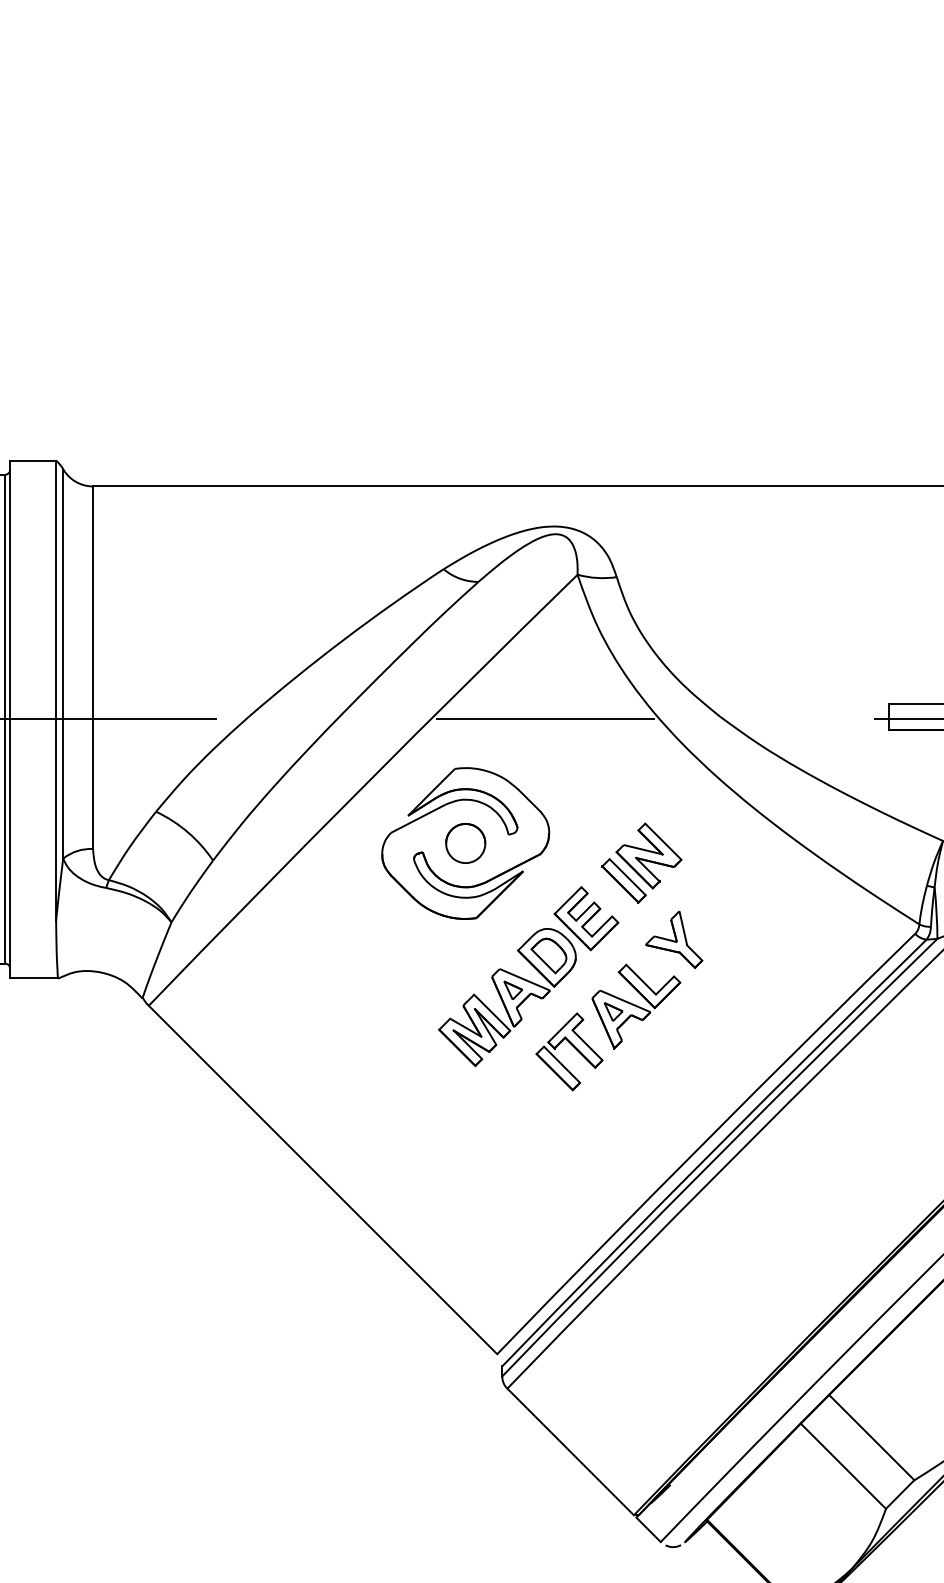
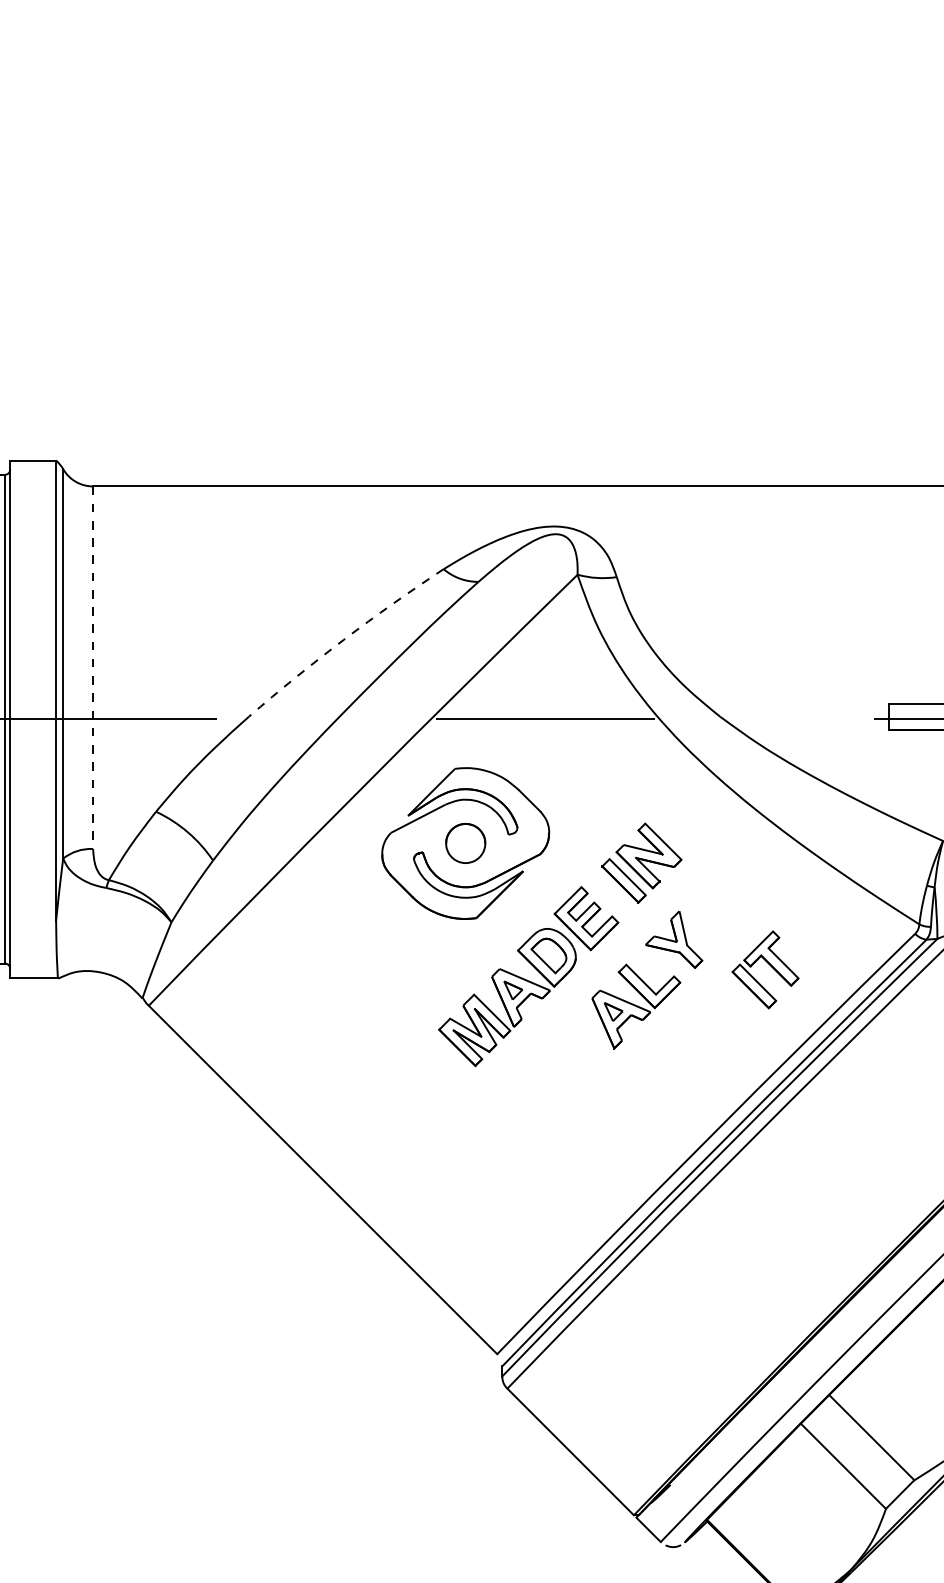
arc: solid -> dashed (343, 639)
line: solid -> dashed (93, 668)
part position: (569, 1051) -> (765, 969) (765, 969)
